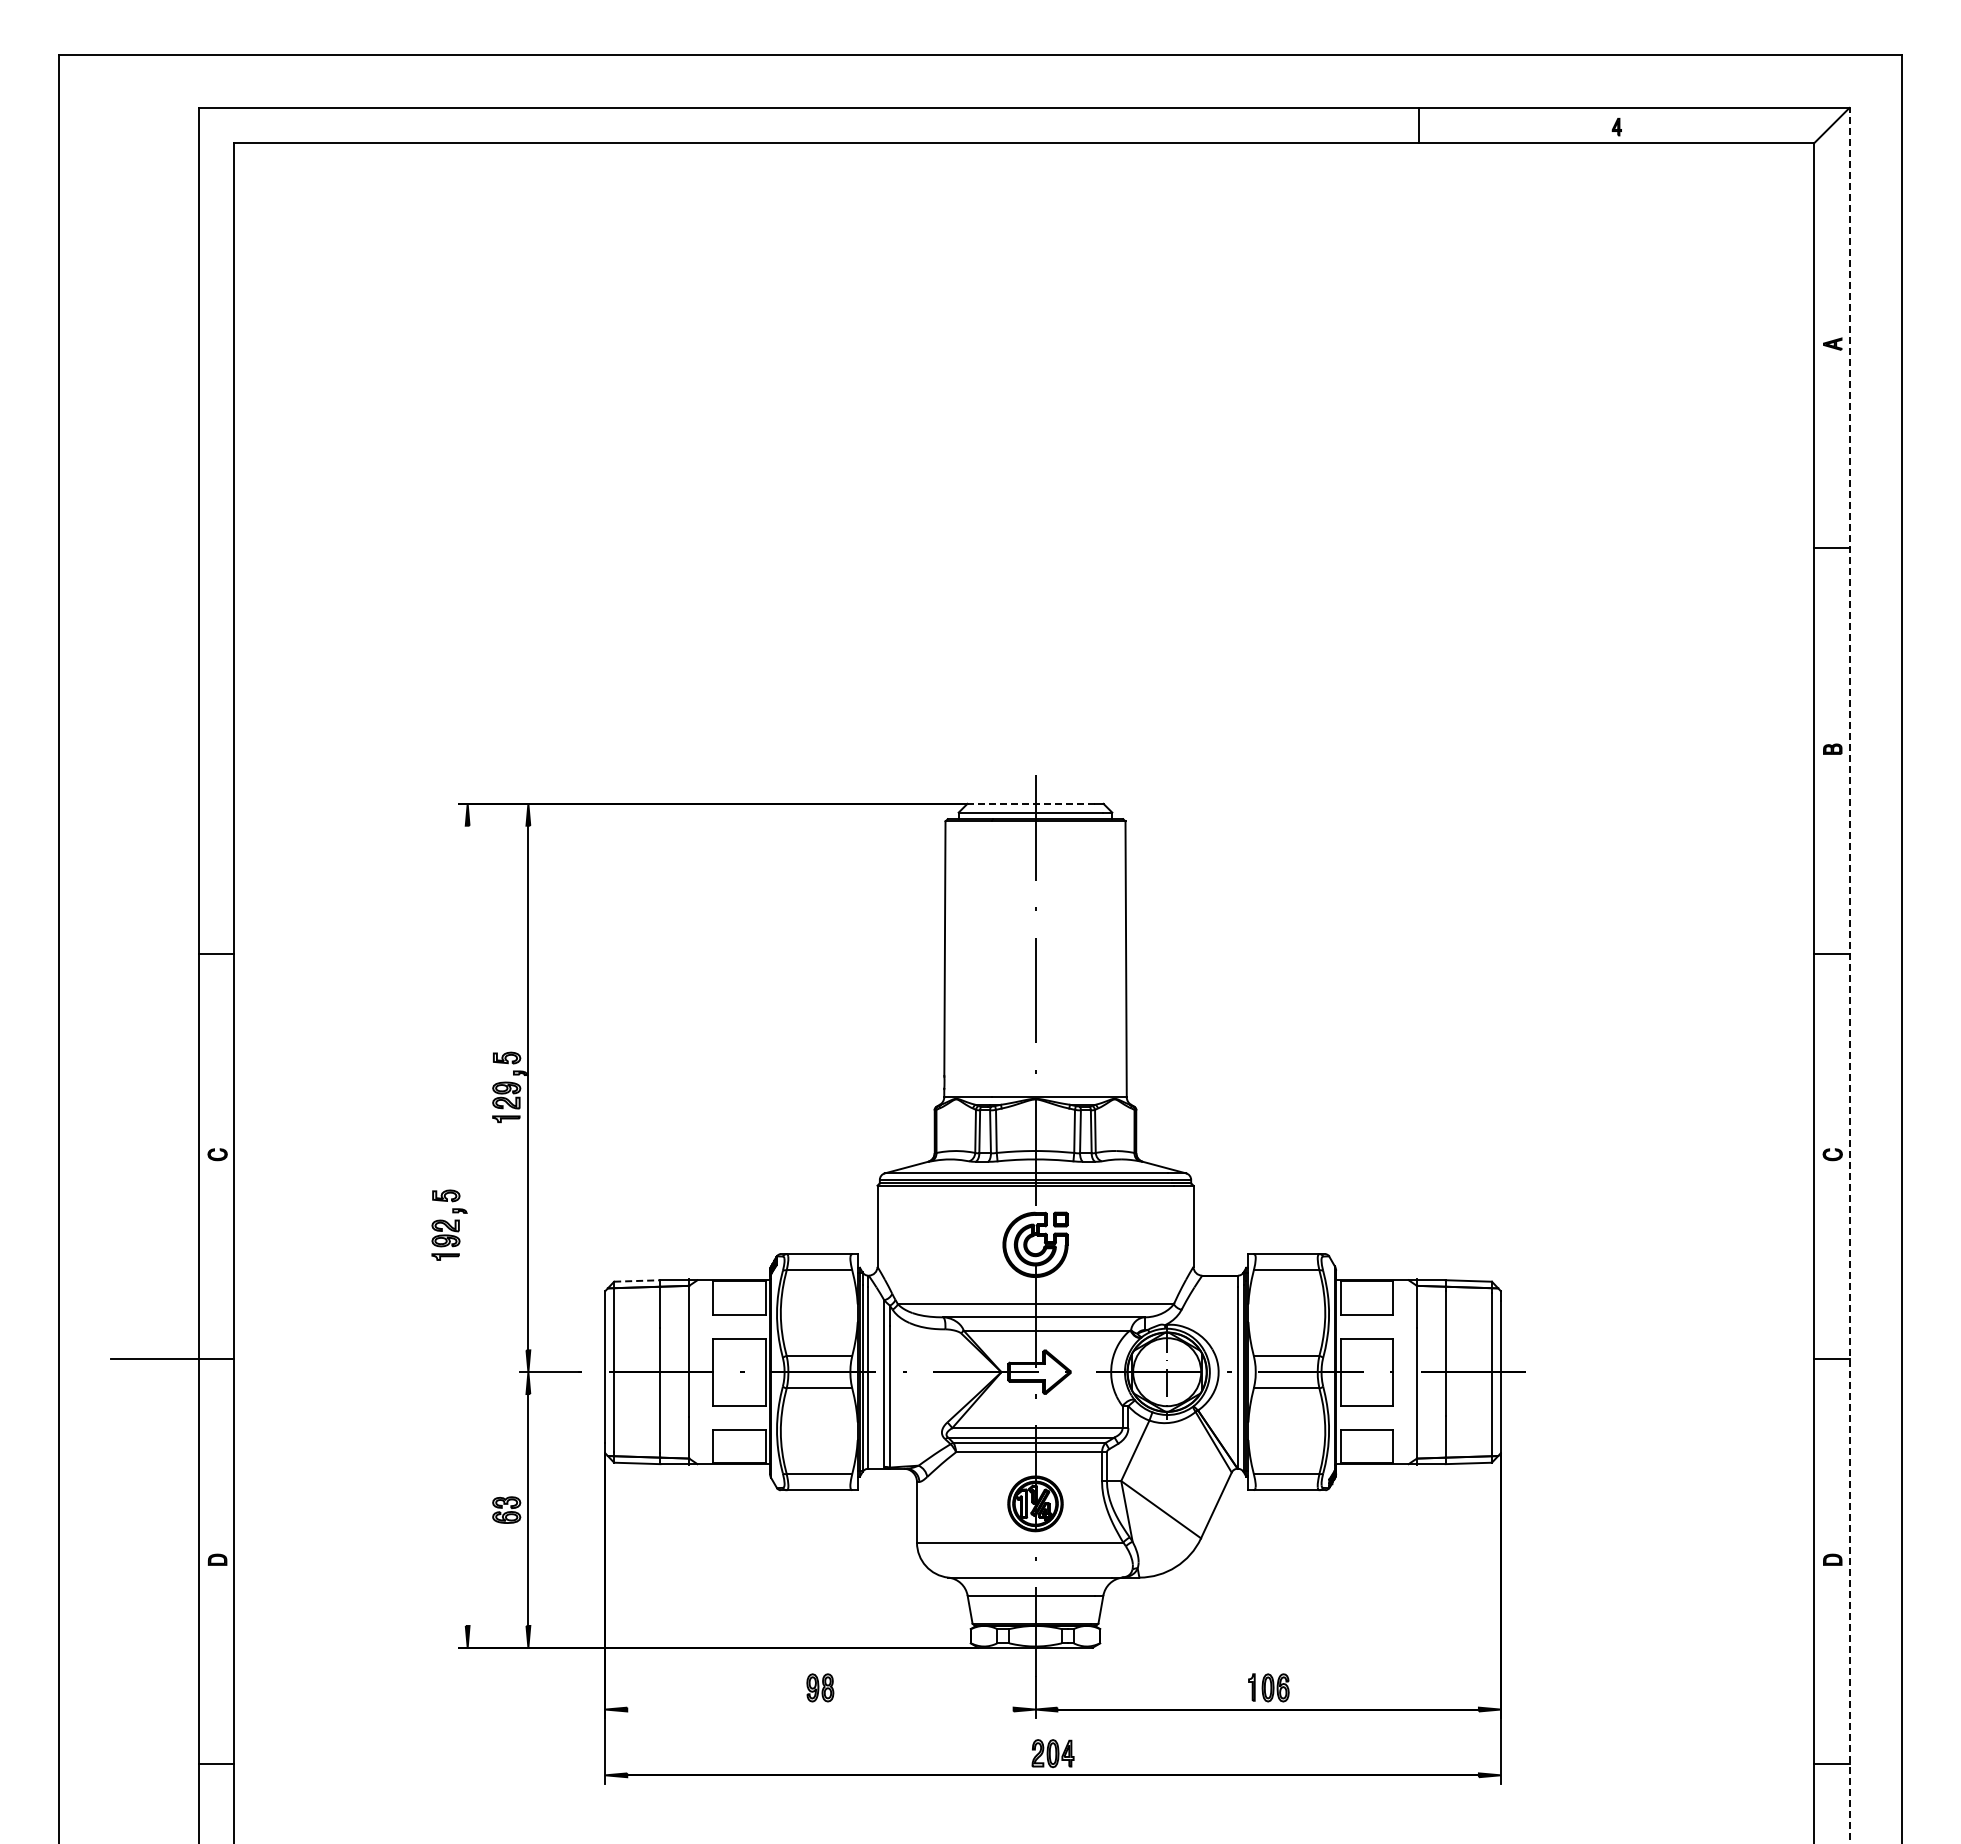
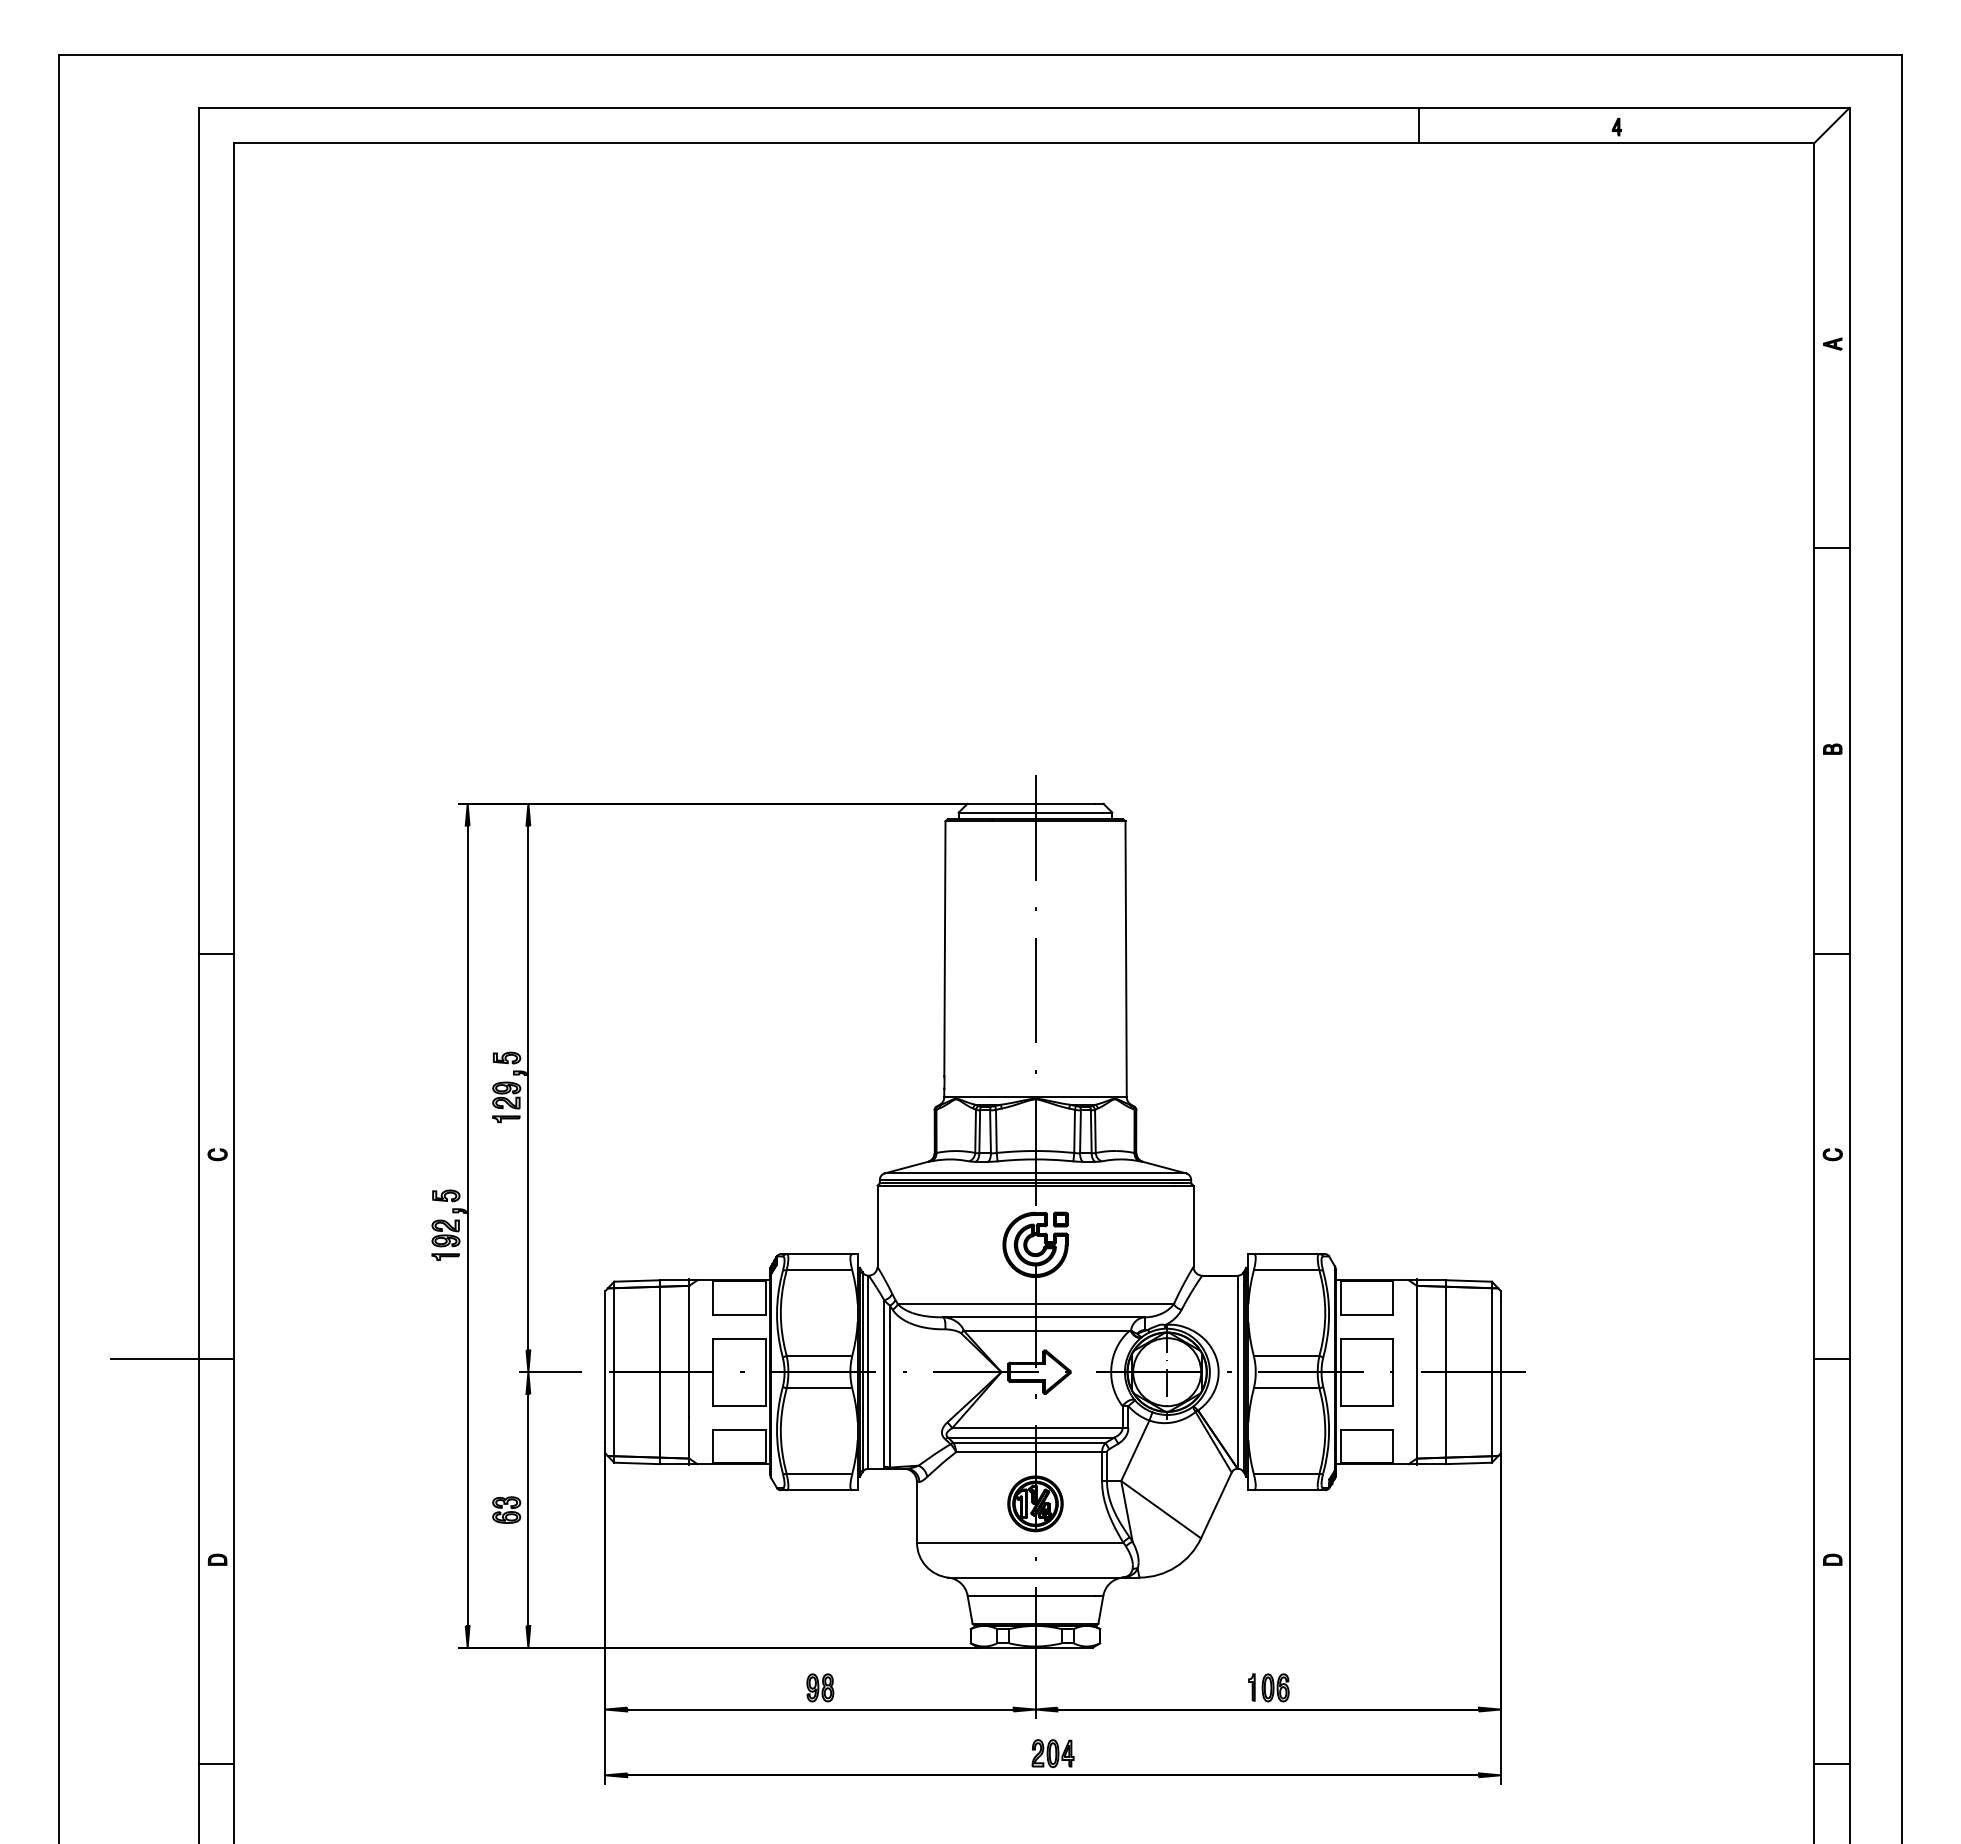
line: dashed -> solid (1031, 803)
line: dashed -> solid (1849, 975)
line: none -> present (467, 1225)
line: dashed -> solid (637, 1280)
line: none -> present (820, 1709)
